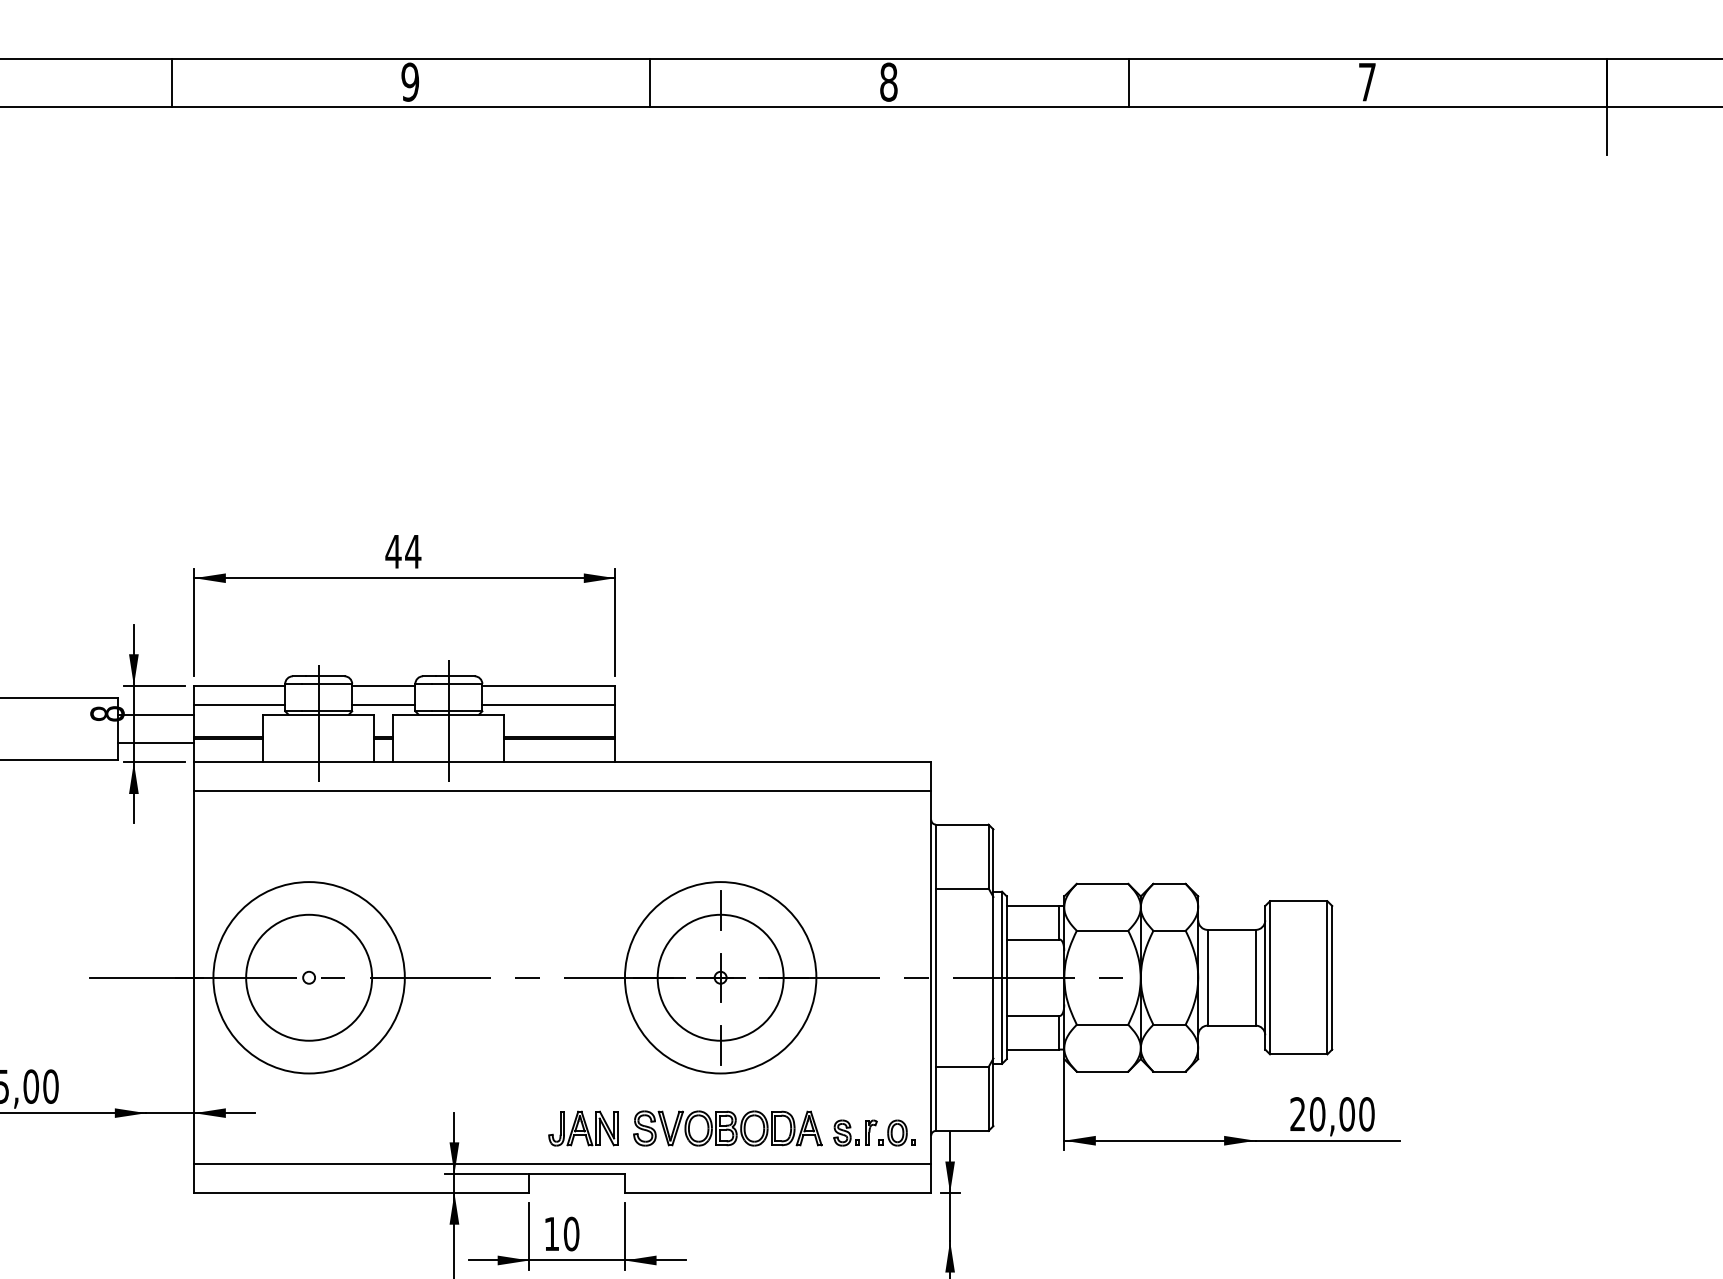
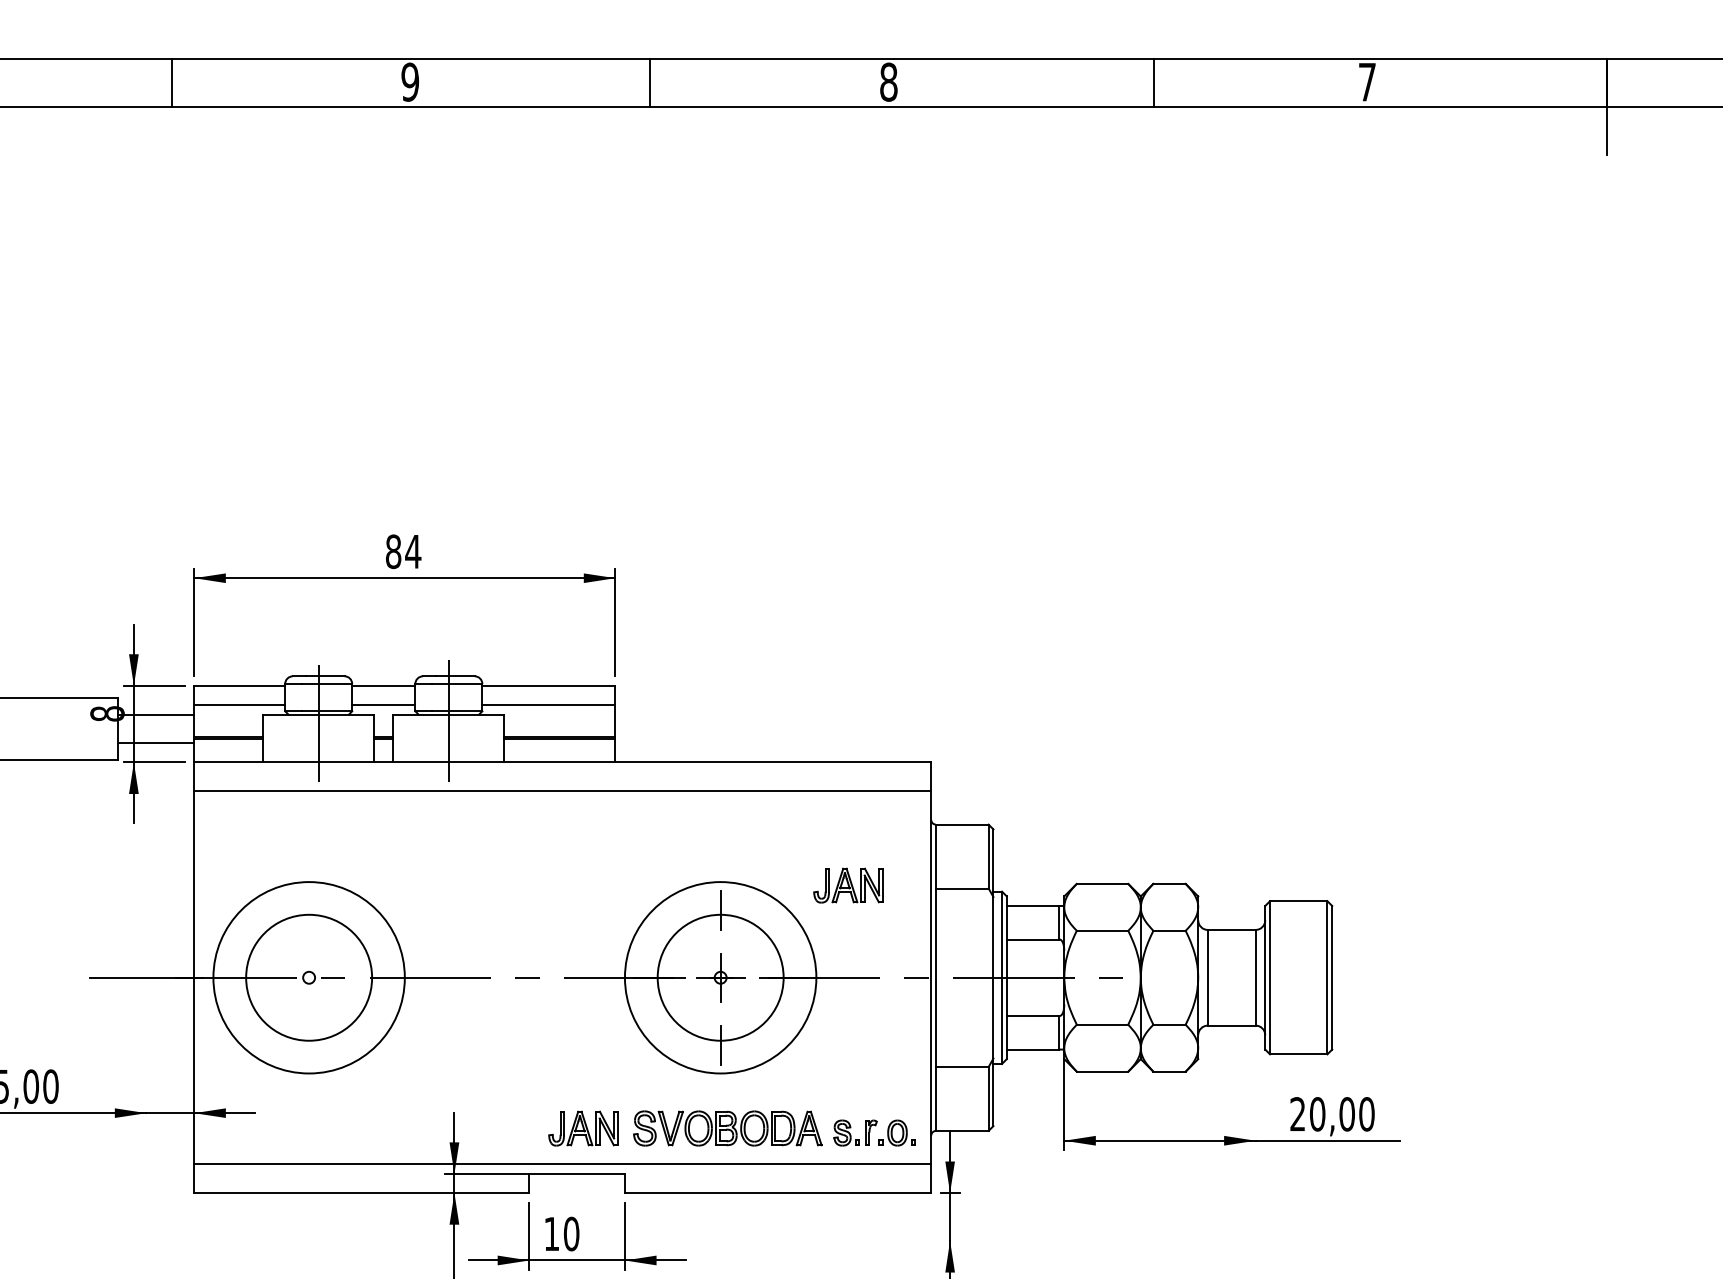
line position: (1128, 82) -> (1153, 82) (1153, 82)
text: 44 -> 84 (393, 551)
part: none -> present (848, 885)
